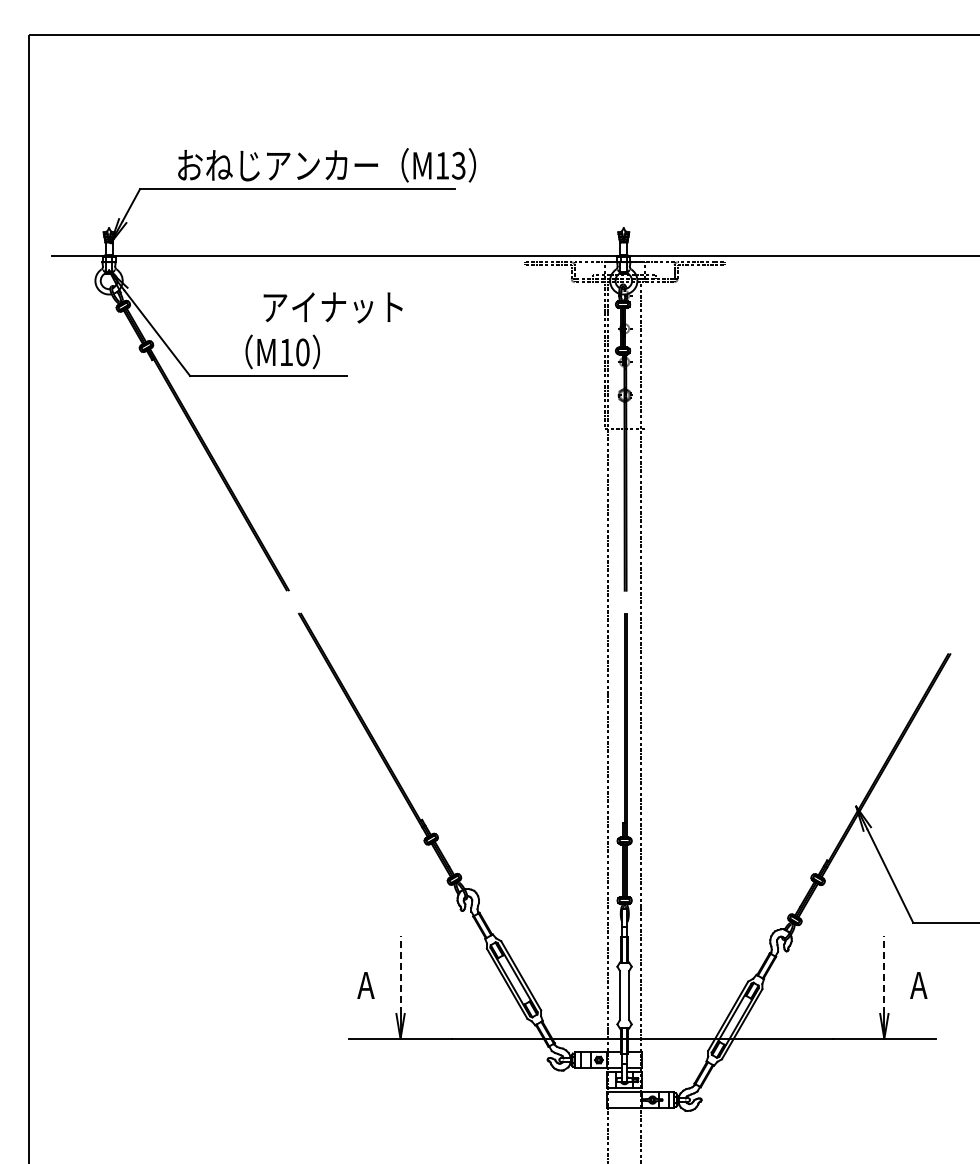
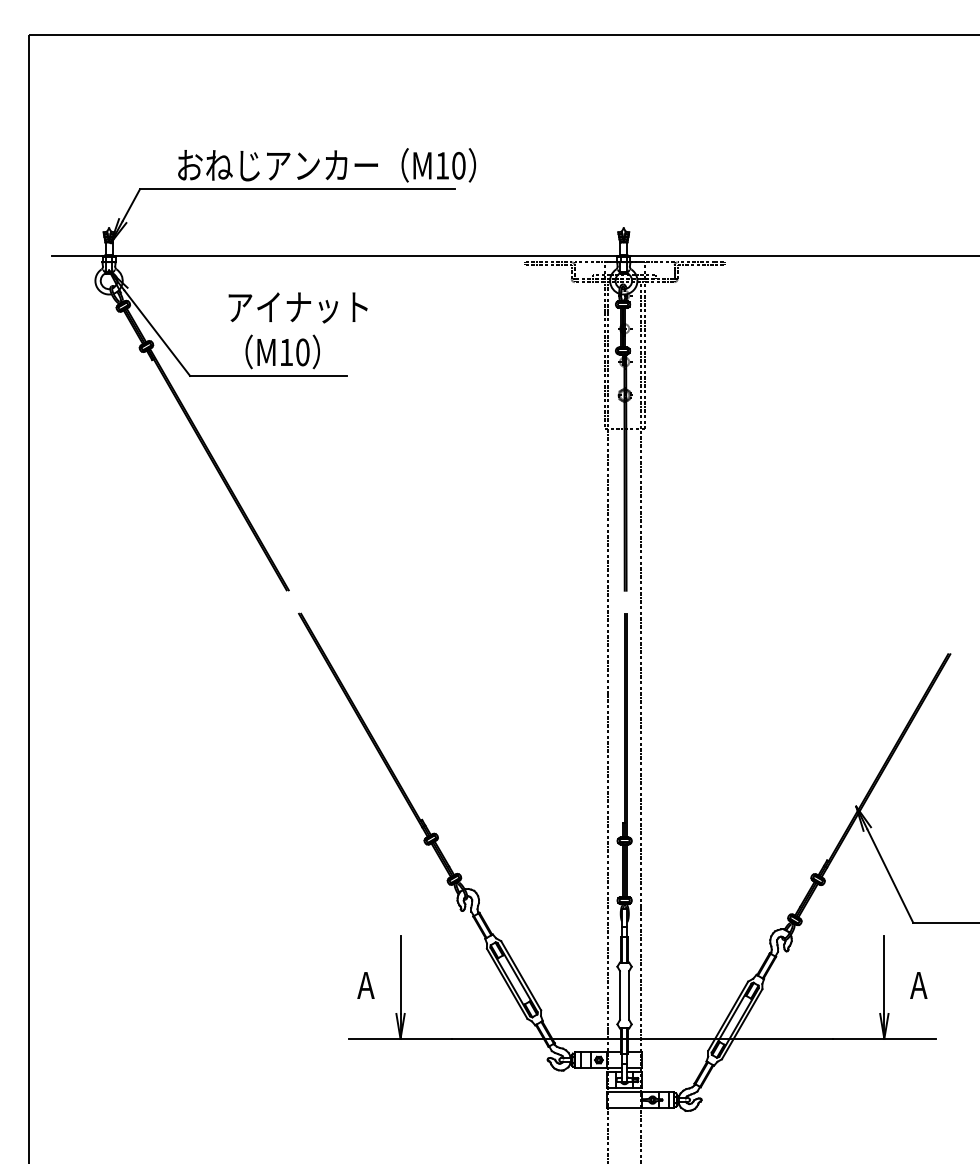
text: M13 -> M10 (458, 165)
text position: (332, 307) -> (297, 307) (297, 307)
line: none -> present (644, 355)
line: dashed -> solid (400, 975)
line: dashed -> solid (884, 975)
